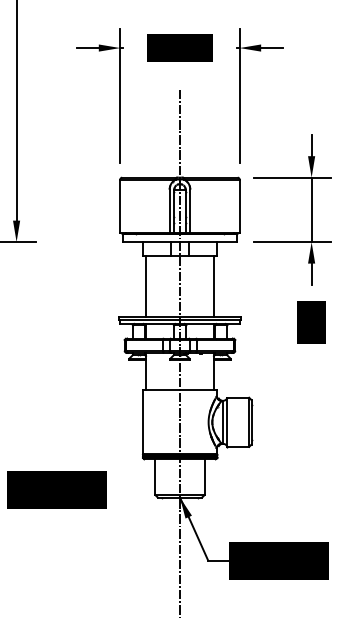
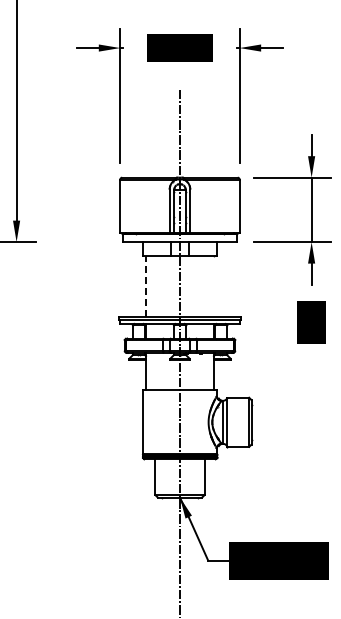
line: solid -> dashed (145, 286)
line: present -> none (214, 286)
part: present -> none (56, 489)
